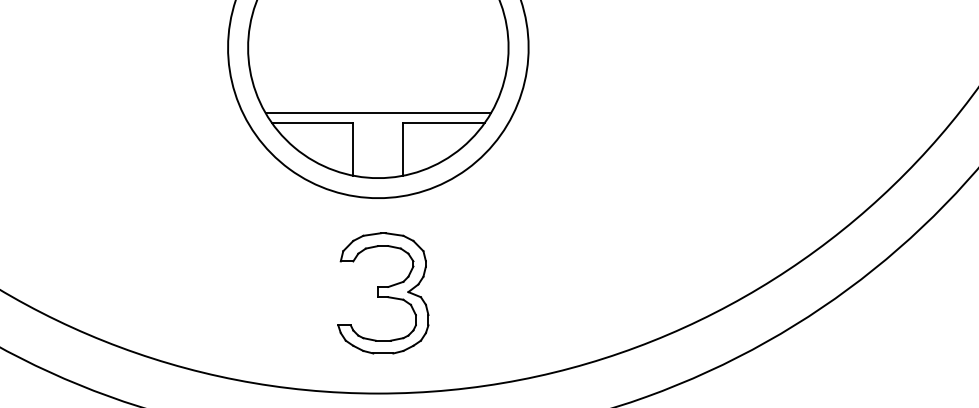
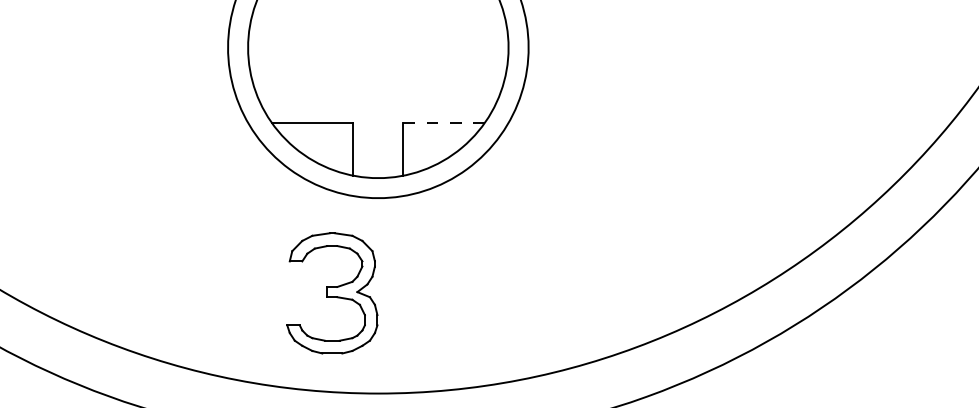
line: present -> none (378, 113)
line: solid -> dashed (444, 123)
part position: (383, 293) -> (332, 293) (332, 293)
